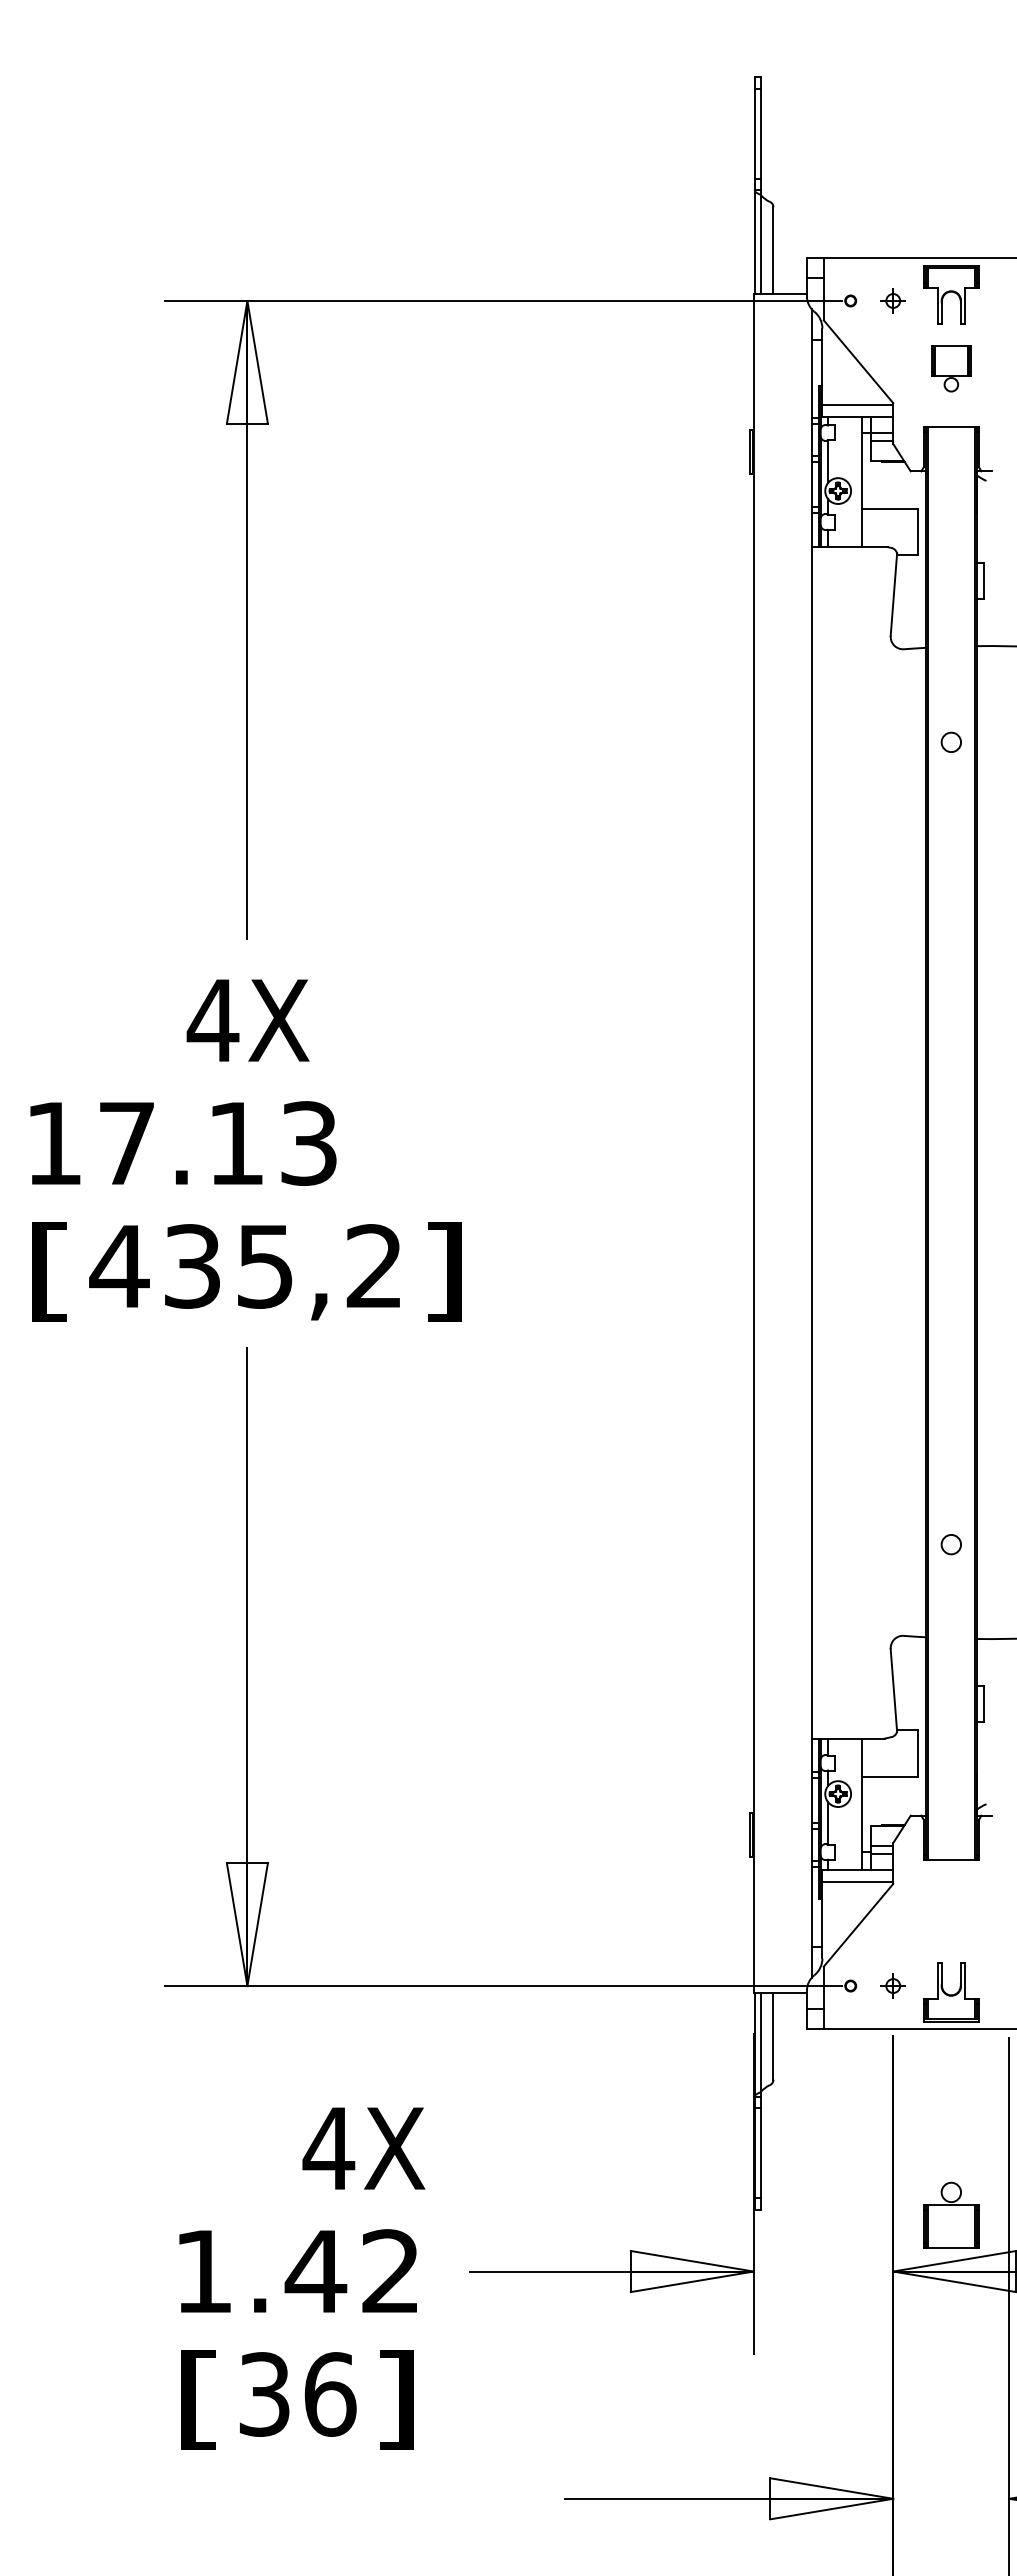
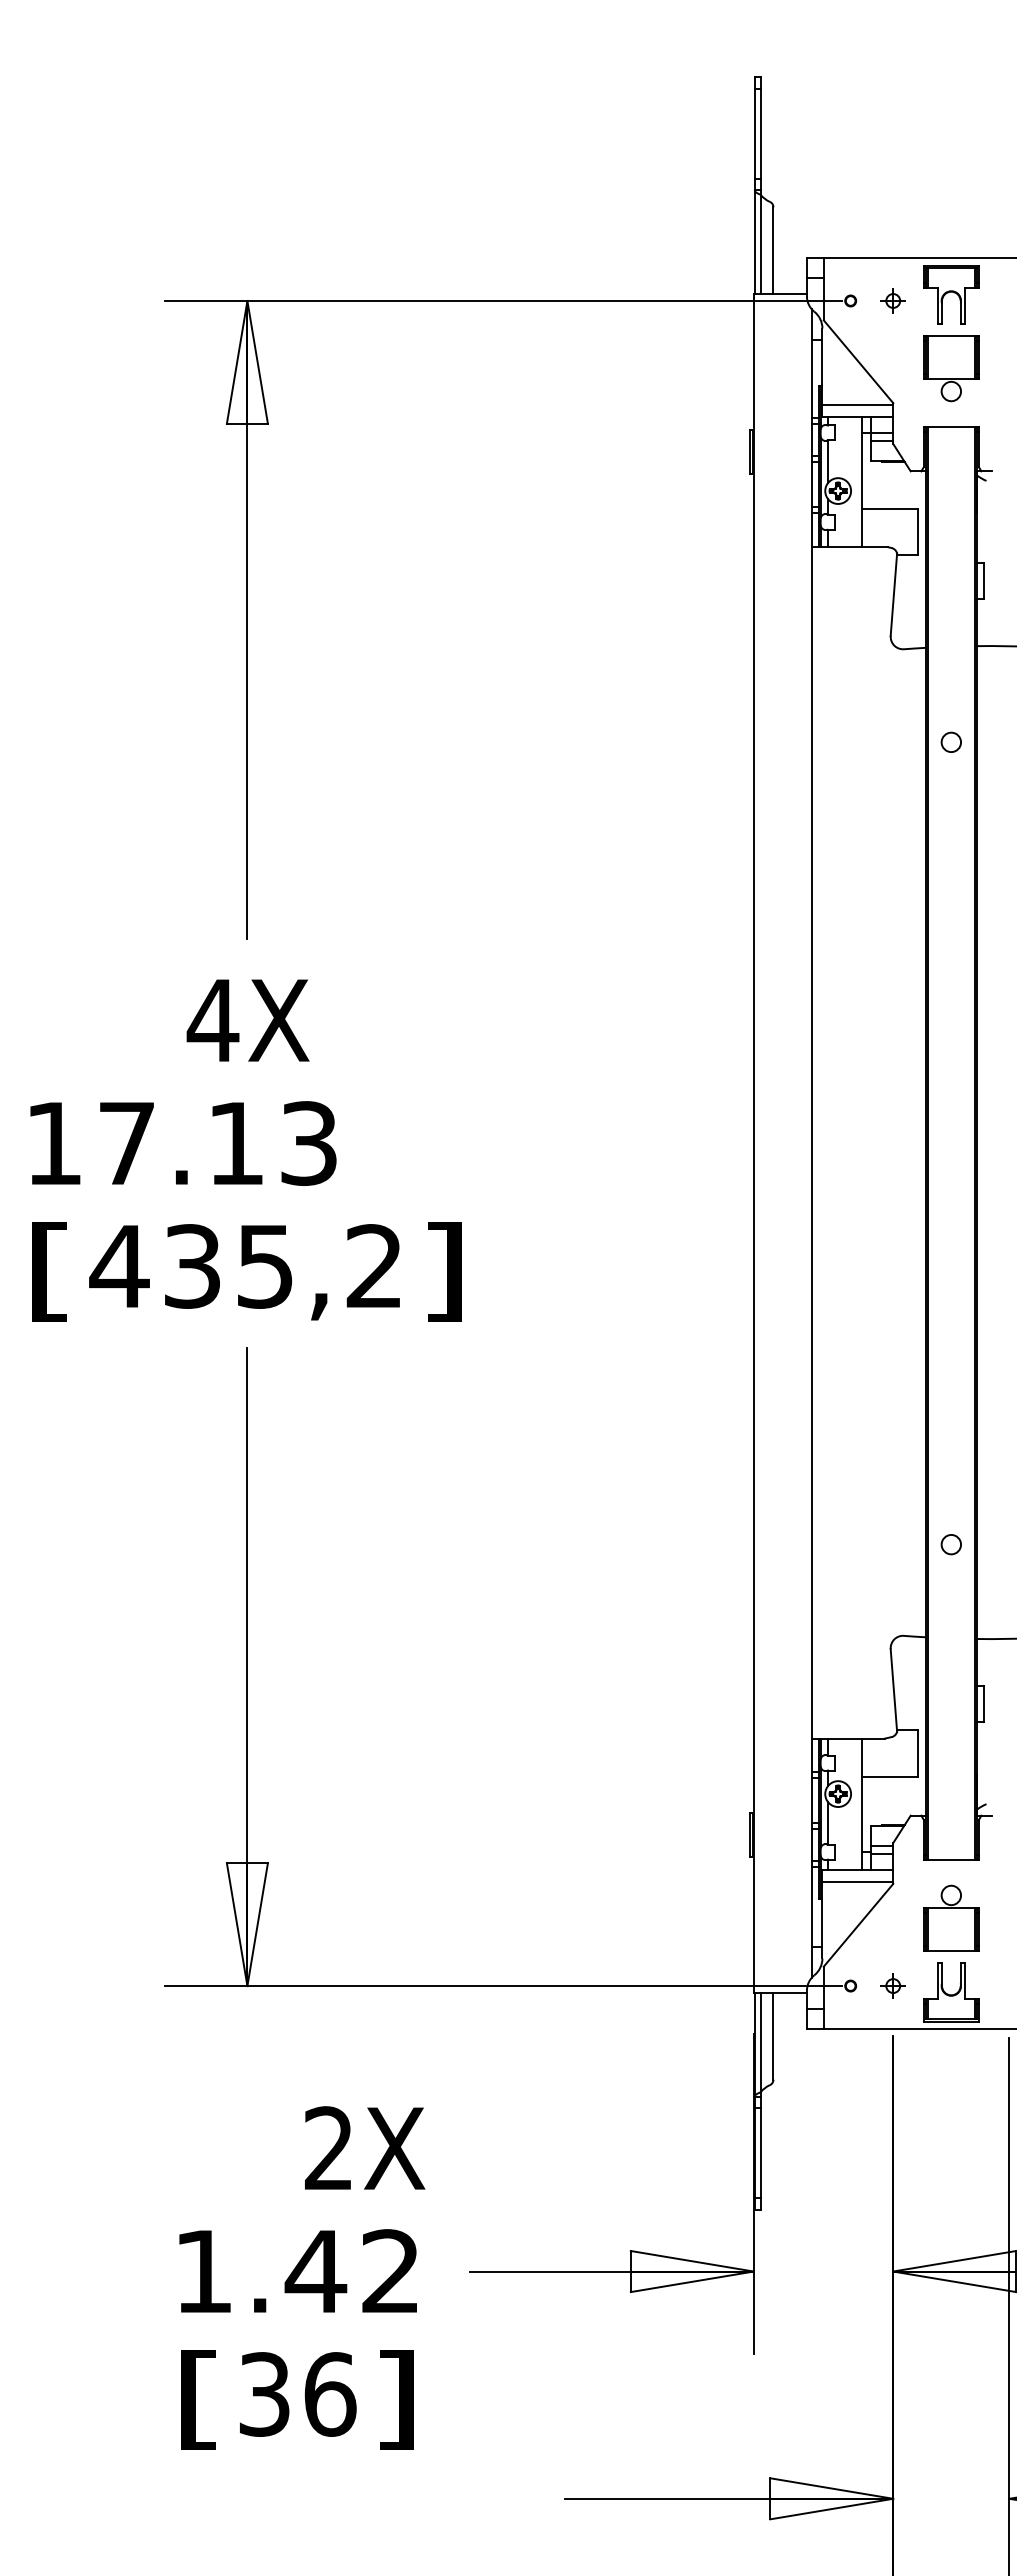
part size: 41x48 px -> 57x68 px (951, 368)
text: 4X -> 2X (328, 2147)
part position: (951, 2214) -> (951, 1917) (951, 1917)
